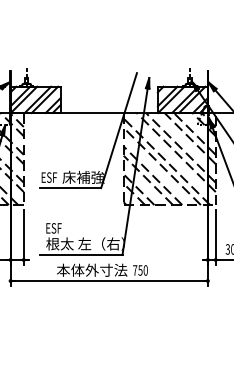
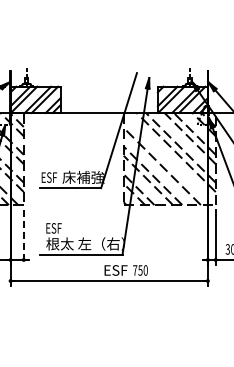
line: present -> none (166, 161)
line: solid -> dashed (23, 238)
text: 本体外寸法 -> ESF (92, 269)
